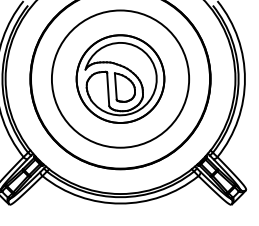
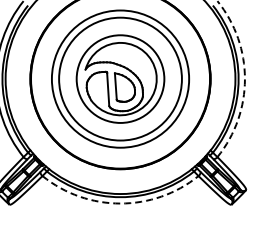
circle diameter: 88 px -> 123 px (120, 78)
arc: solid -> dashed (244, 79)
arc: solid -> dashed (120, 203)
